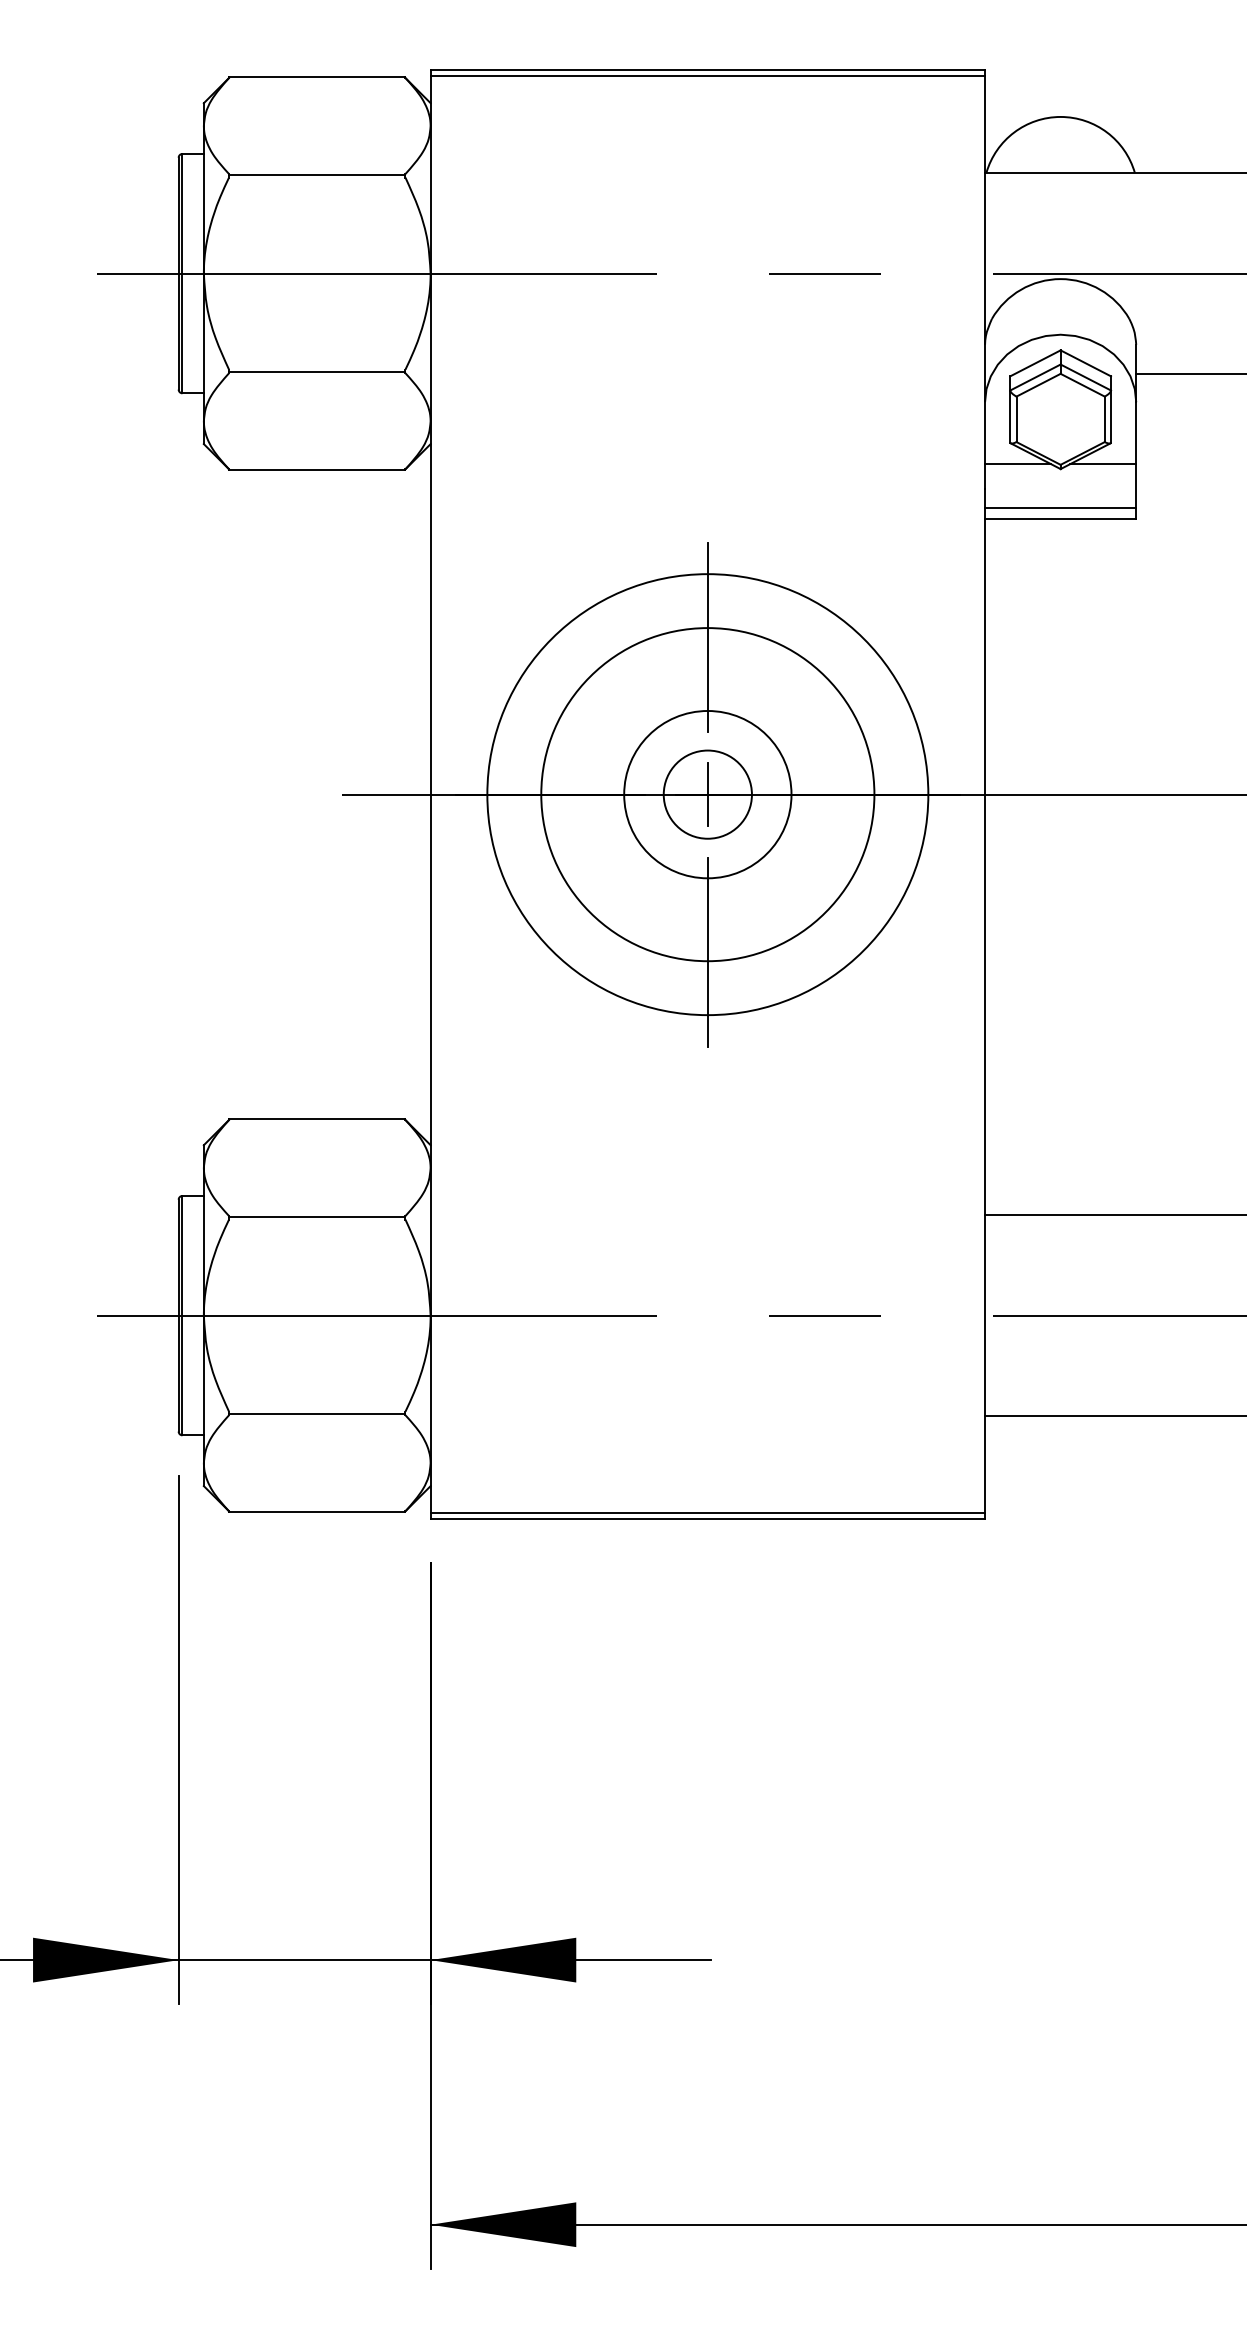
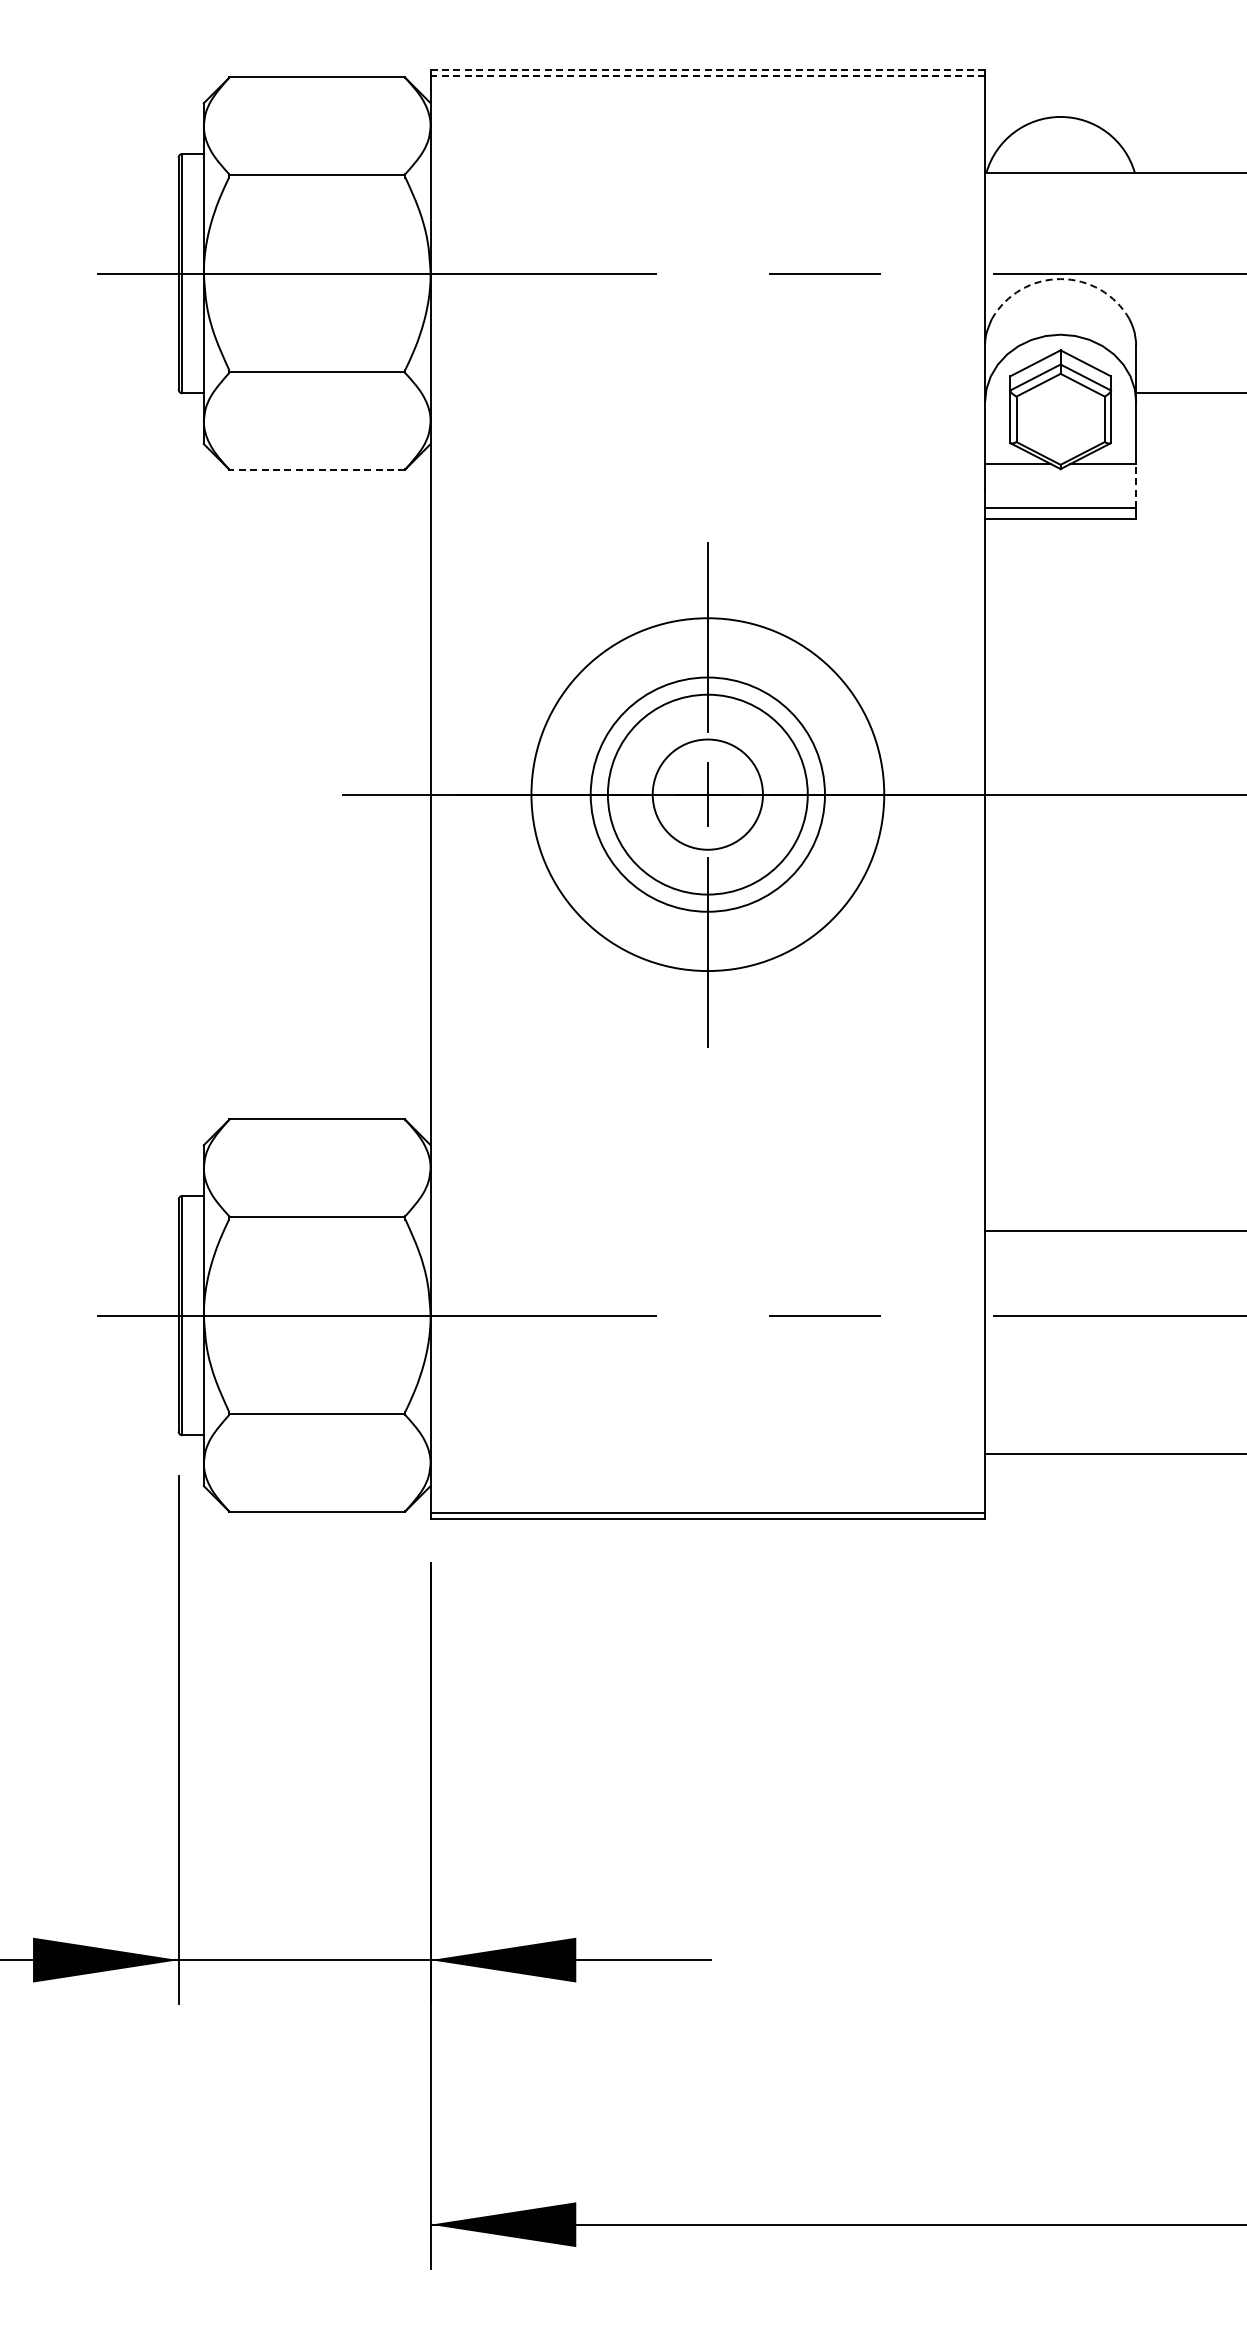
line: solid -> dashed (708, 70)
line: solid -> dashed (707, 76)
arc: solid -> dashed (1060, 279)
line position: (1189, 374) -> (1189, 393) (1189, 393)
line: solid -> dashed (316, 470)
line: solid -> dashed (1136, 485)
circle diameter: 167 px -> 234 px (707, 794)
circle diameter: 333 px -> 200 px (707, 794)
circle diameter: 441 px -> 353 px (707, 794)
circle diameter: 88 px -> 110 px (707, 794)
line position: (1114, 1214) -> (1114, 1230) (1114, 1230)
line position: (1114, 1416) -> (1114, 1454) (1114, 1454)
